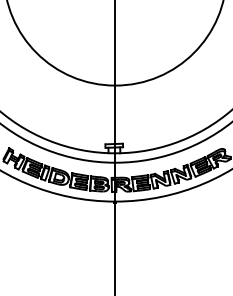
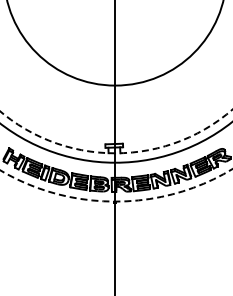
arc: solid -> dashed (116, 153)
circle: solid -> dashed (116, 185)
